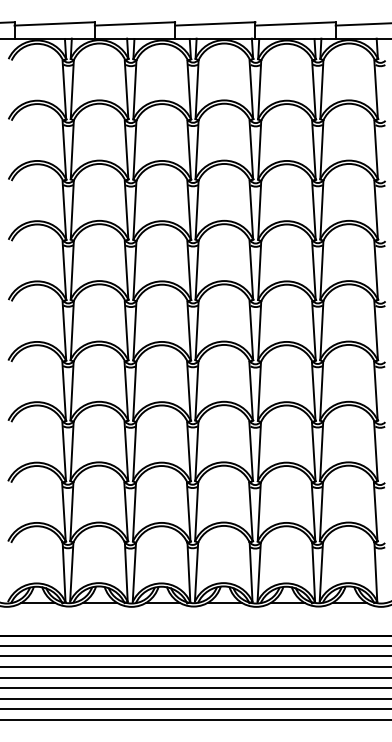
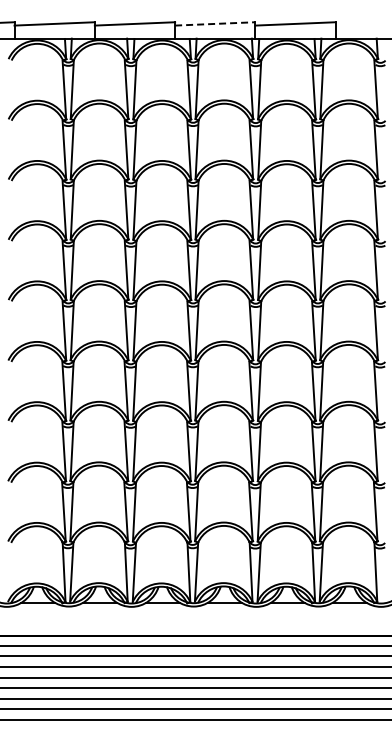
line: solid -> dashed (215, 23)
line: present -> none (361, 24)
